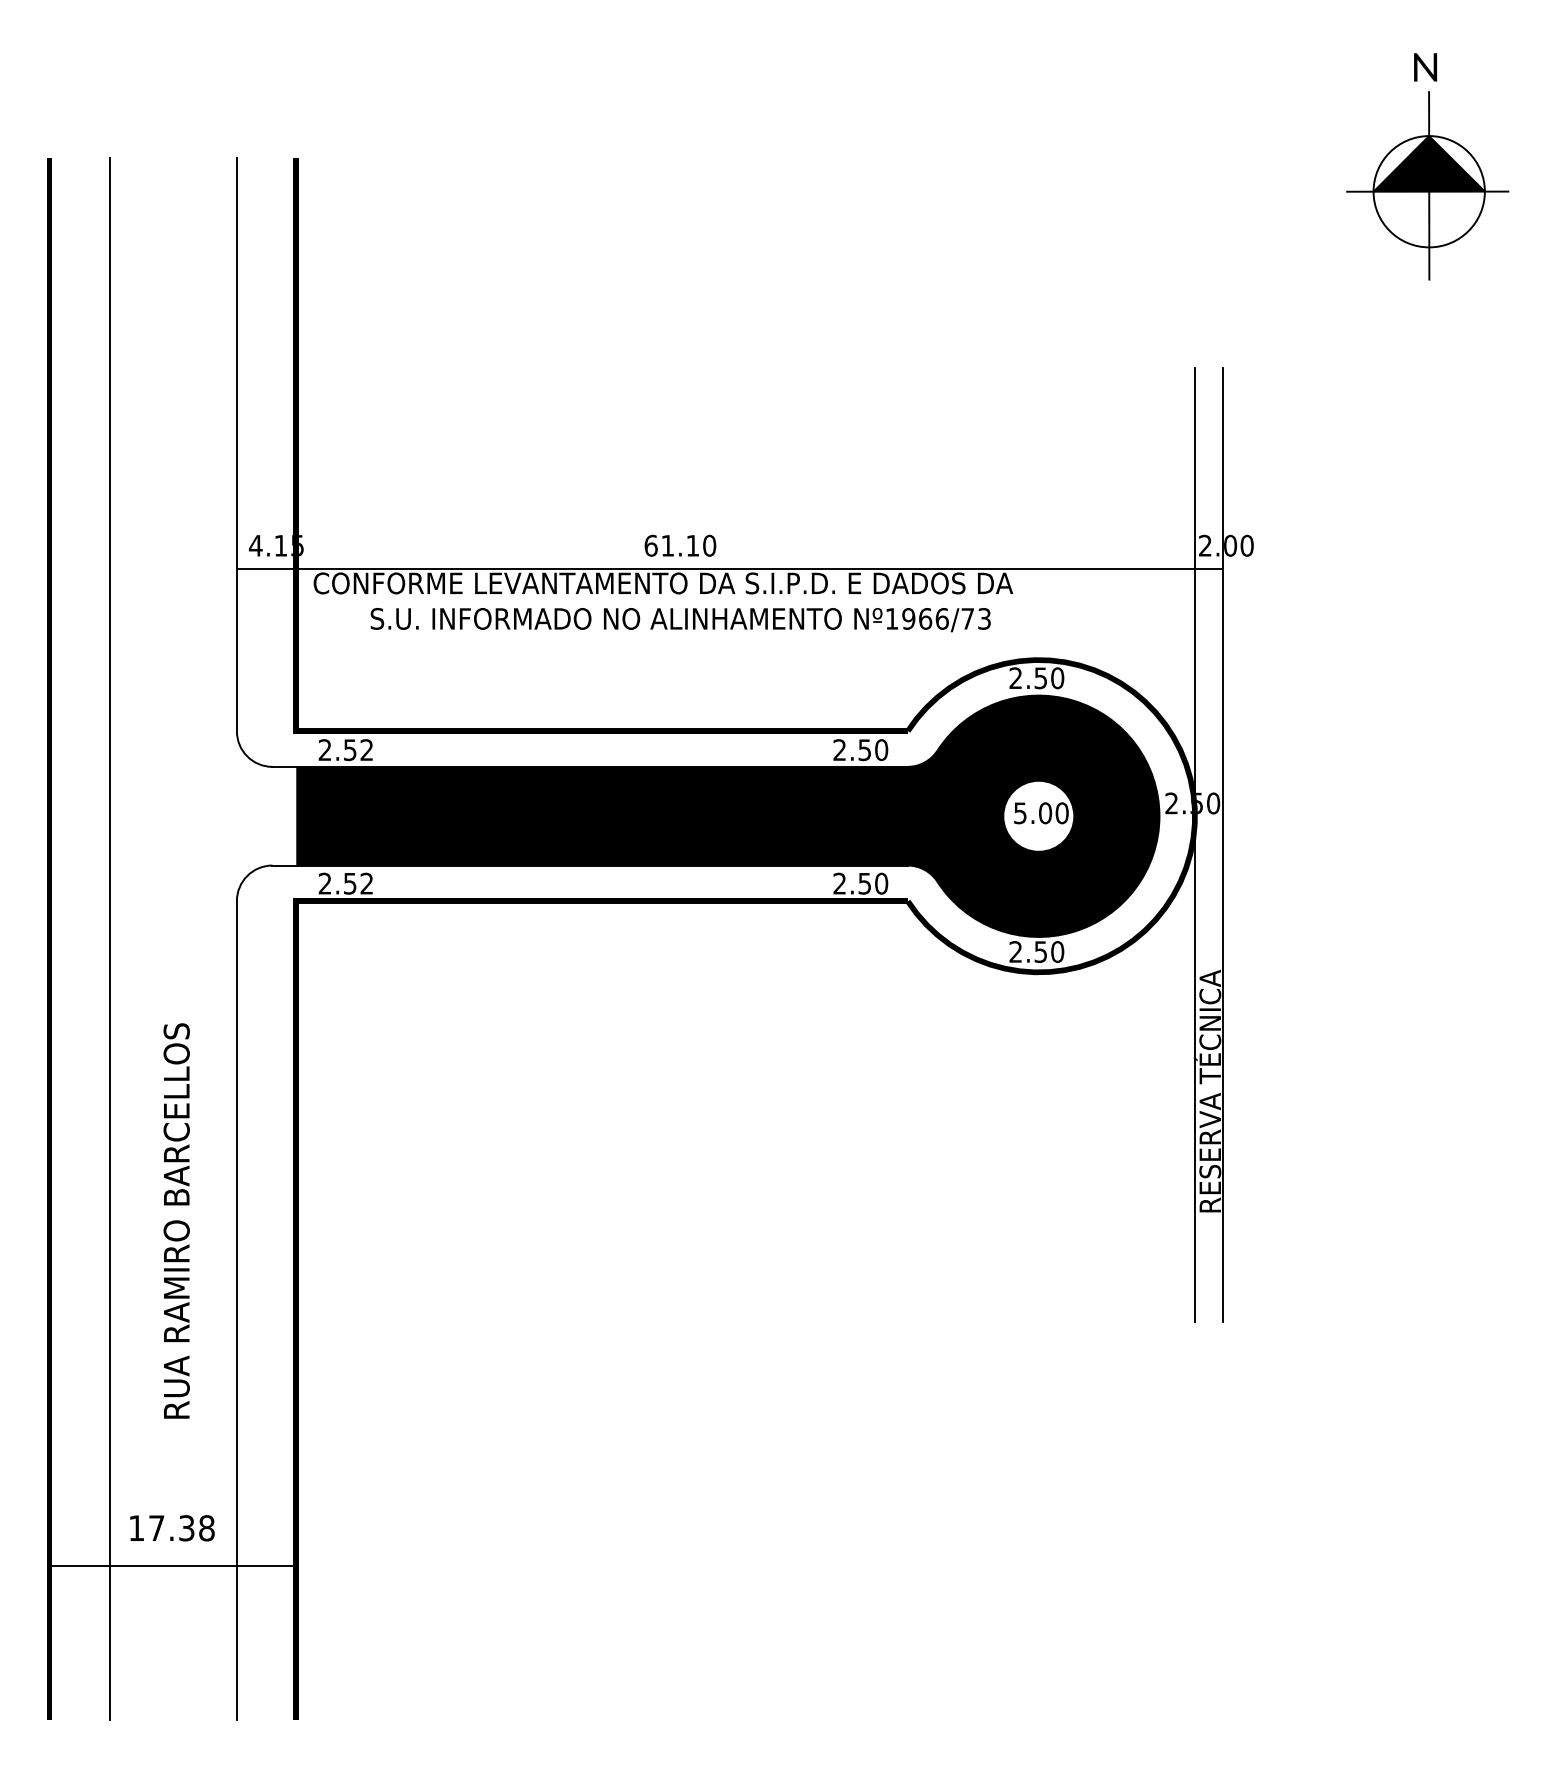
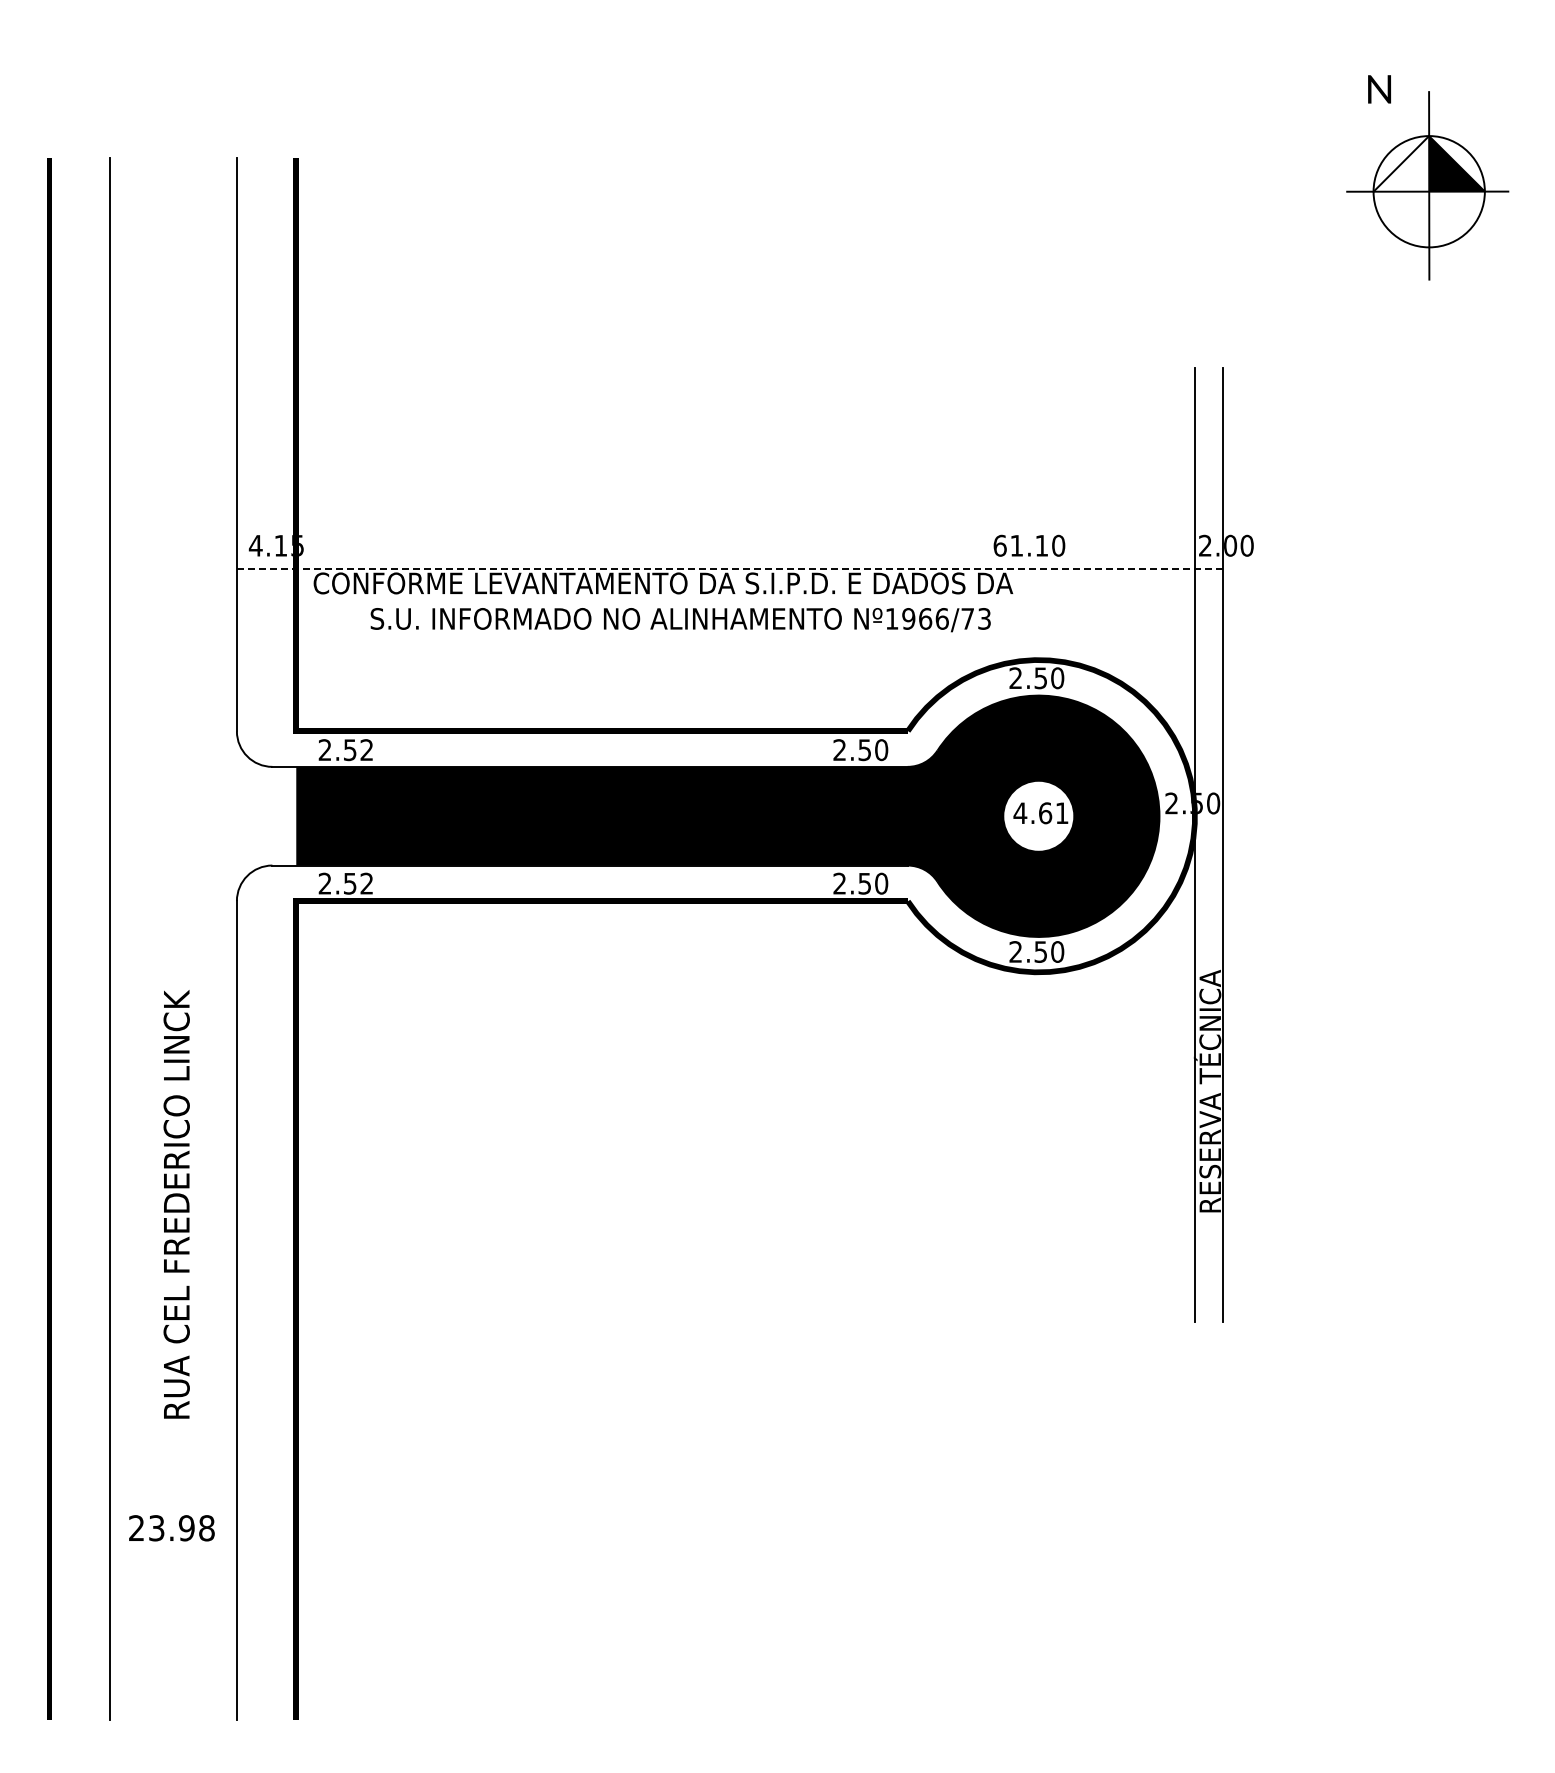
text position: (1425, 67) -> (1379, 89) (1379, 89)
fill: present -> none (1401, 163)
text position: (680, 545) -> (1029, 545) (1029, 545)
line: solid -> dashed (730, 568)
text: 5.00 -> 4.61 (1040, 813)
text: RUA RAMIRO BARCELLOS -> RUA CEL FREDERICO LINCK (176, 1166)
text: 17.38 -> 23.98 (161, 1528)
line: present -> none (172, 1566)
